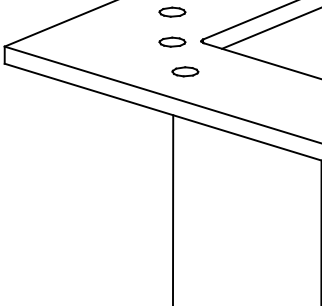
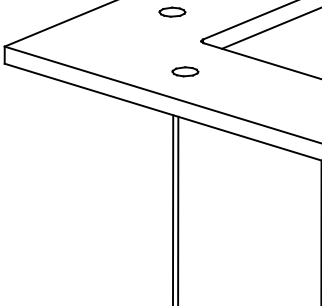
part: present -> none (172, 41)
line: none -> present (178, 209)
